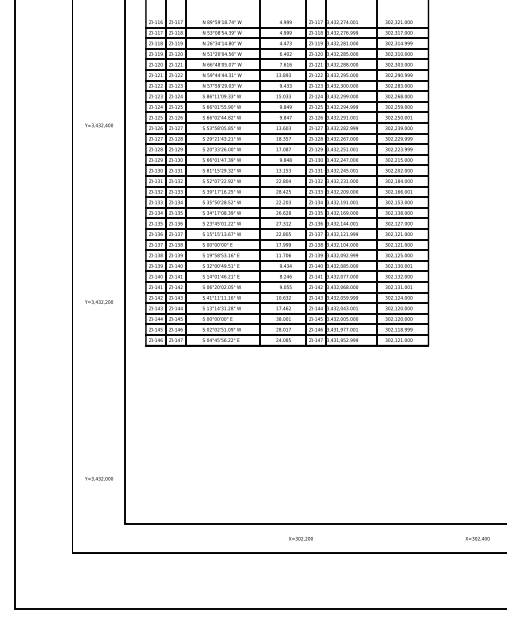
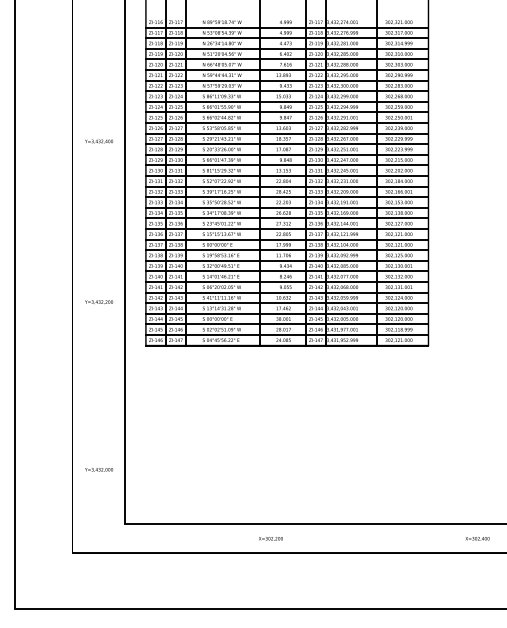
text position: (99, 125) -> (99, 141) (99, 141)
text position: (98, 478) -> (98, 469) (98, 469)
text position: (300, 538) -> (270, 538) (270, 538)
